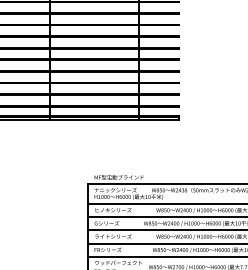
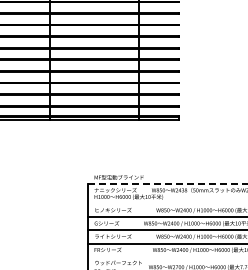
line: solid -> dashed (168, 183)
line: present -> none (166, 204)
line: present -> none (166, 256)
